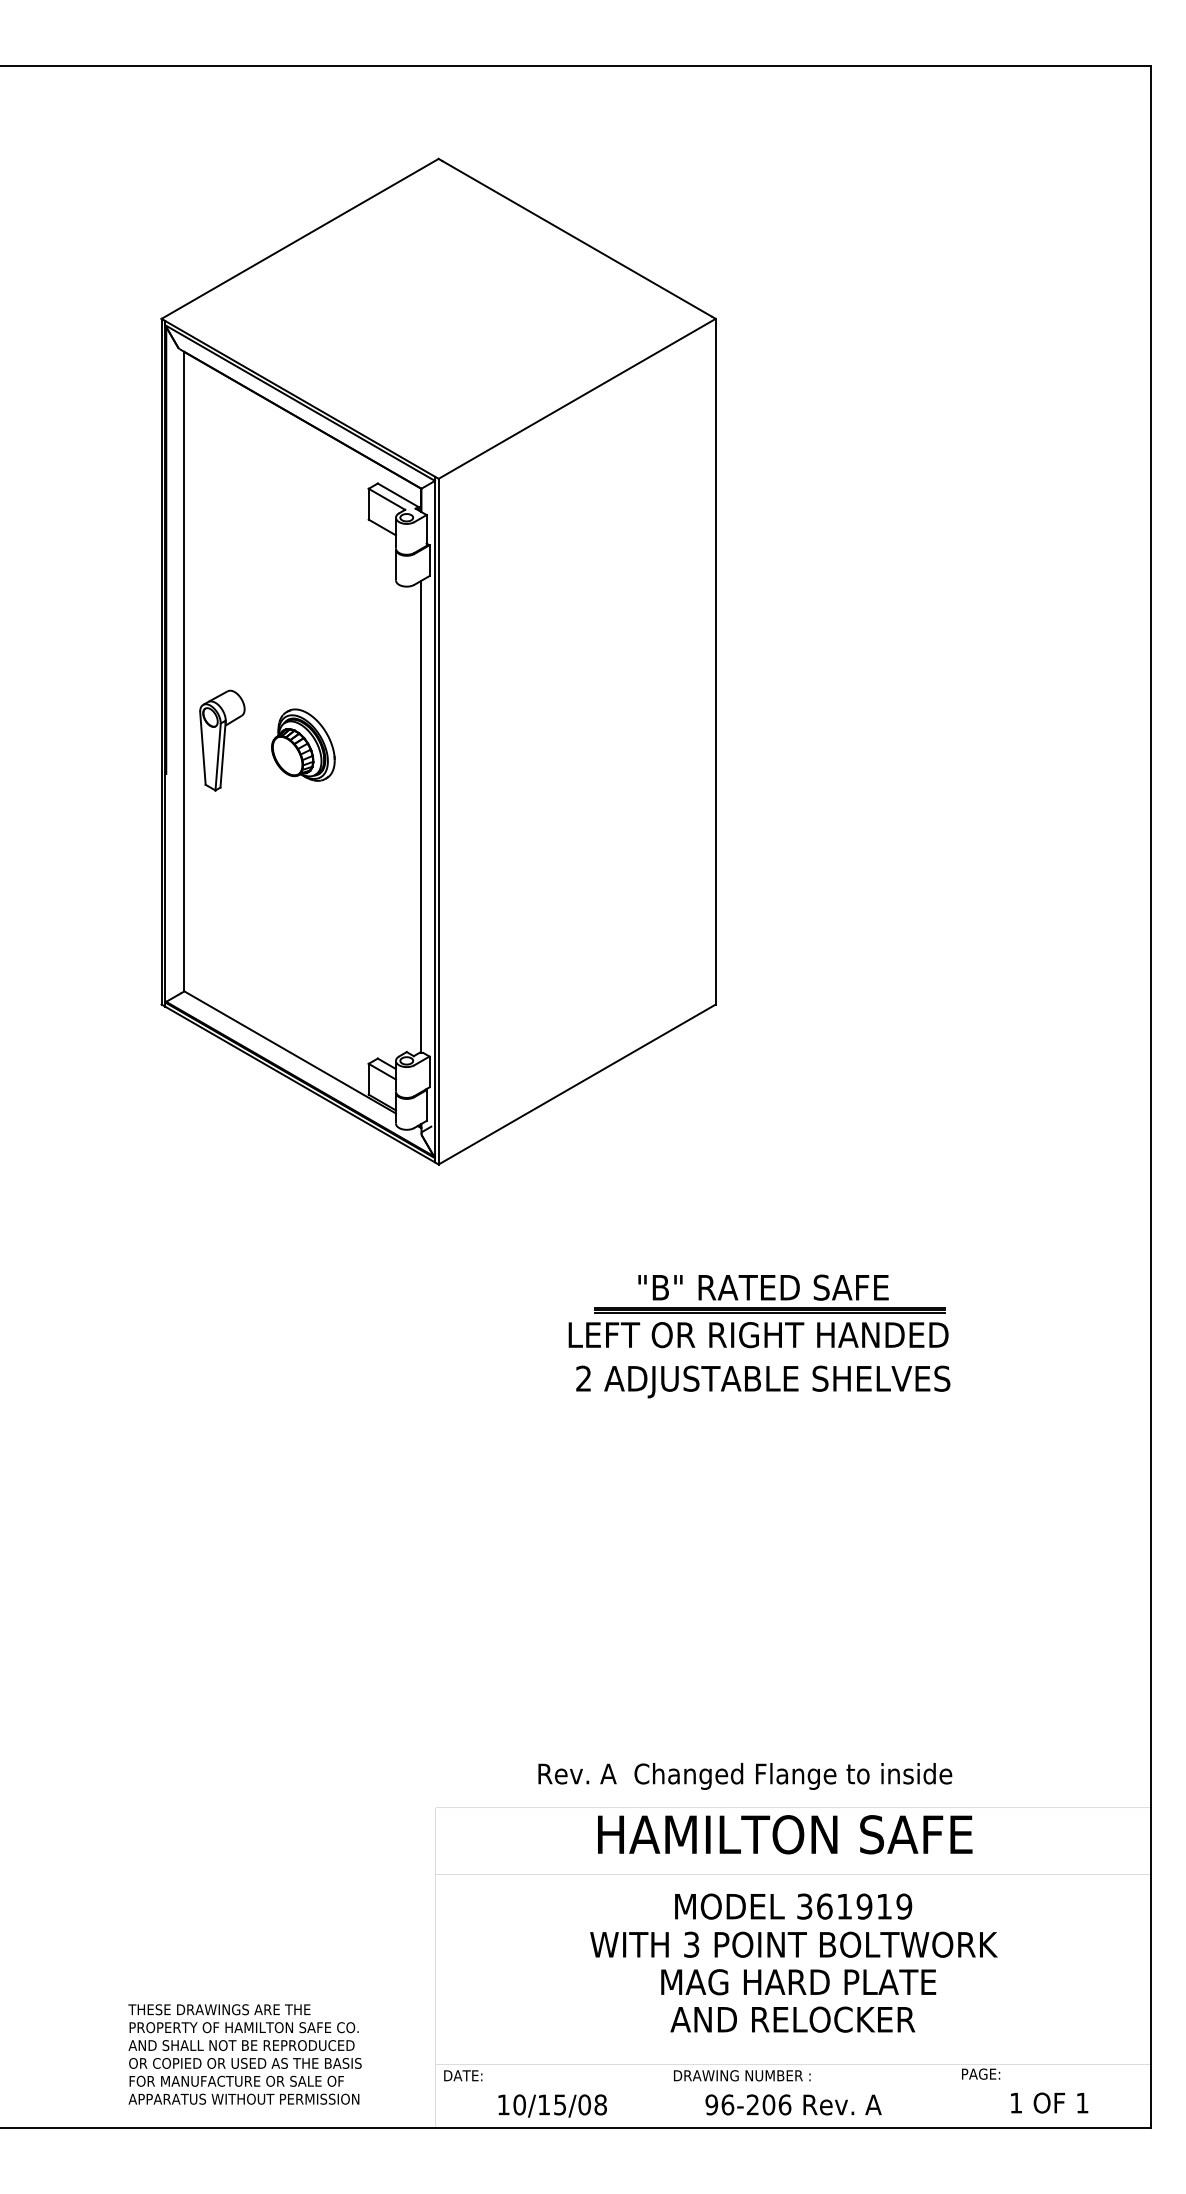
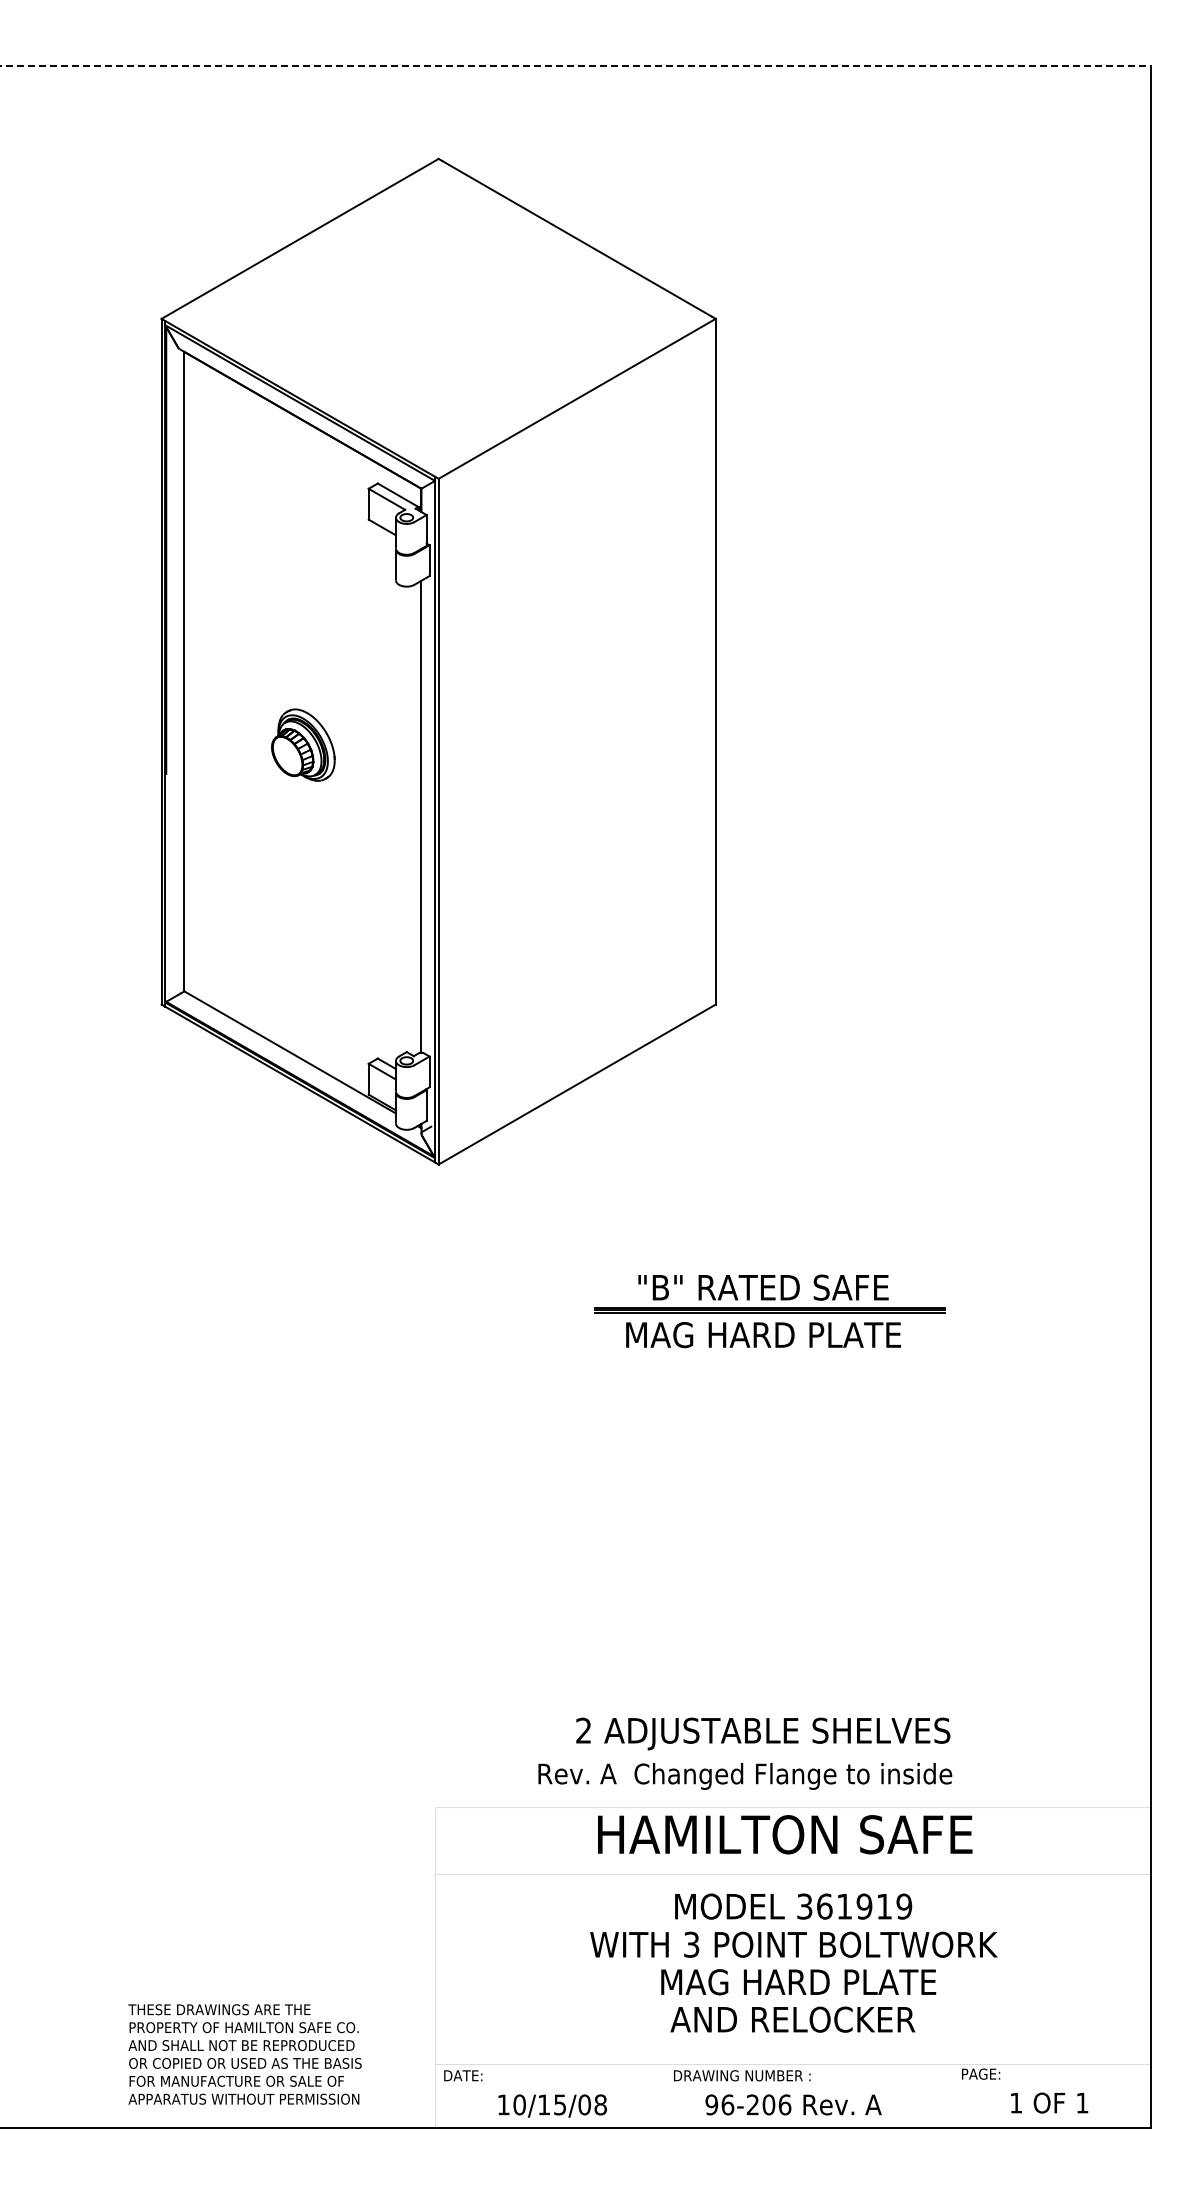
line: solid -> dashed (575, 65)
part: present -> none (222, 740)
text: LEFT OR RIGHT HANDED -> MAG HARD PLATE (758, 1335)
text position: (763, 1381) -> (763, 1733) (763, 1733)
